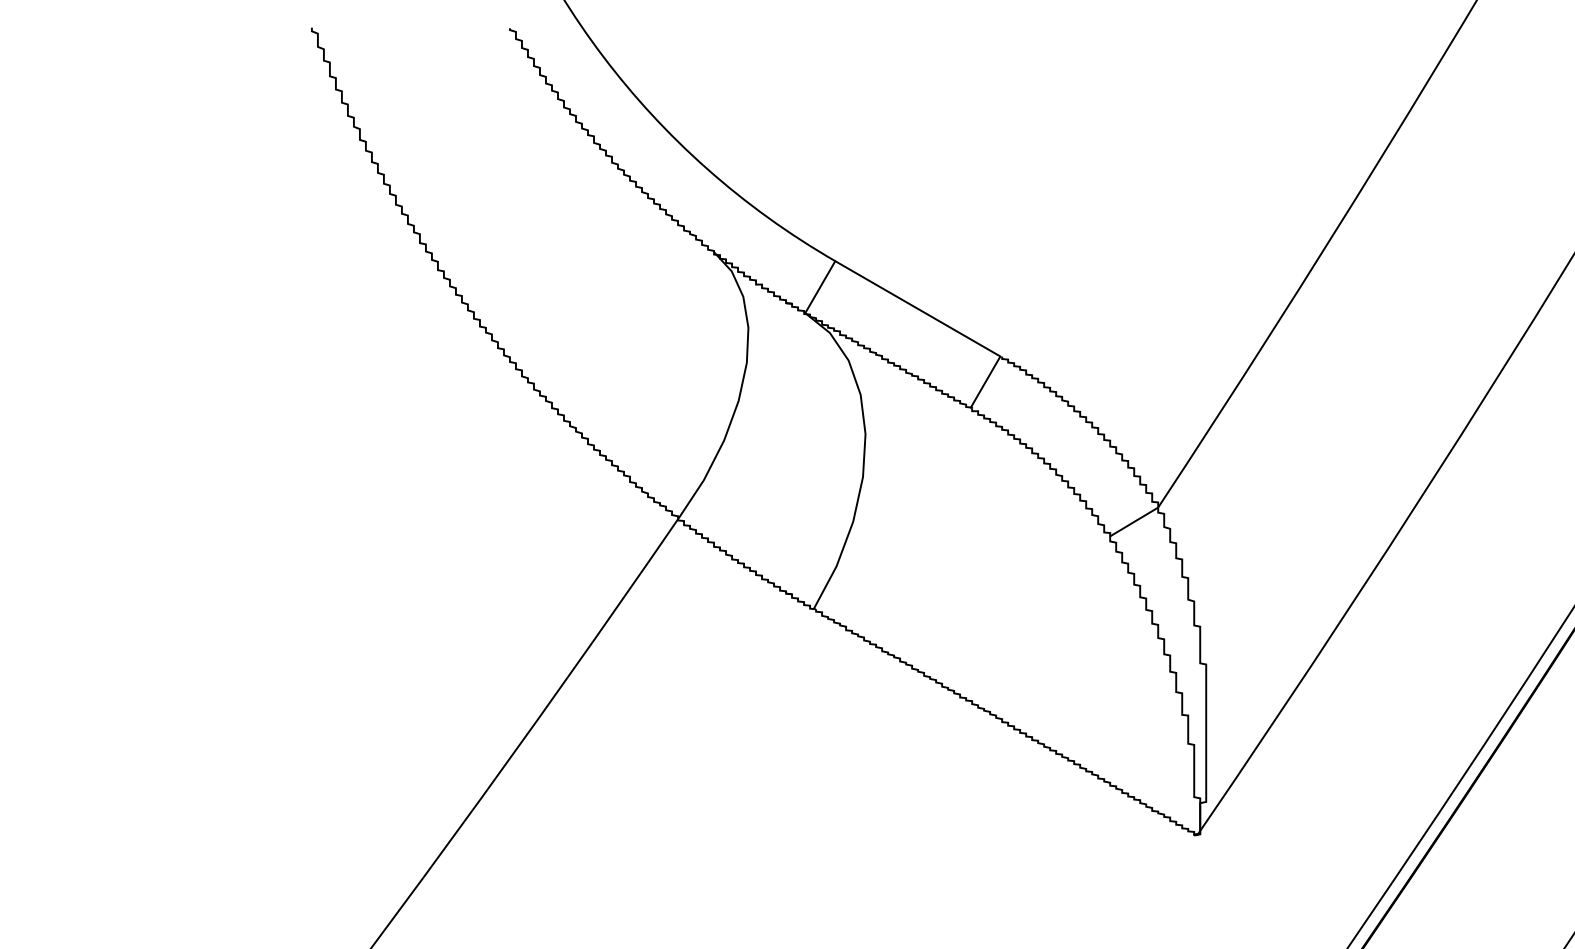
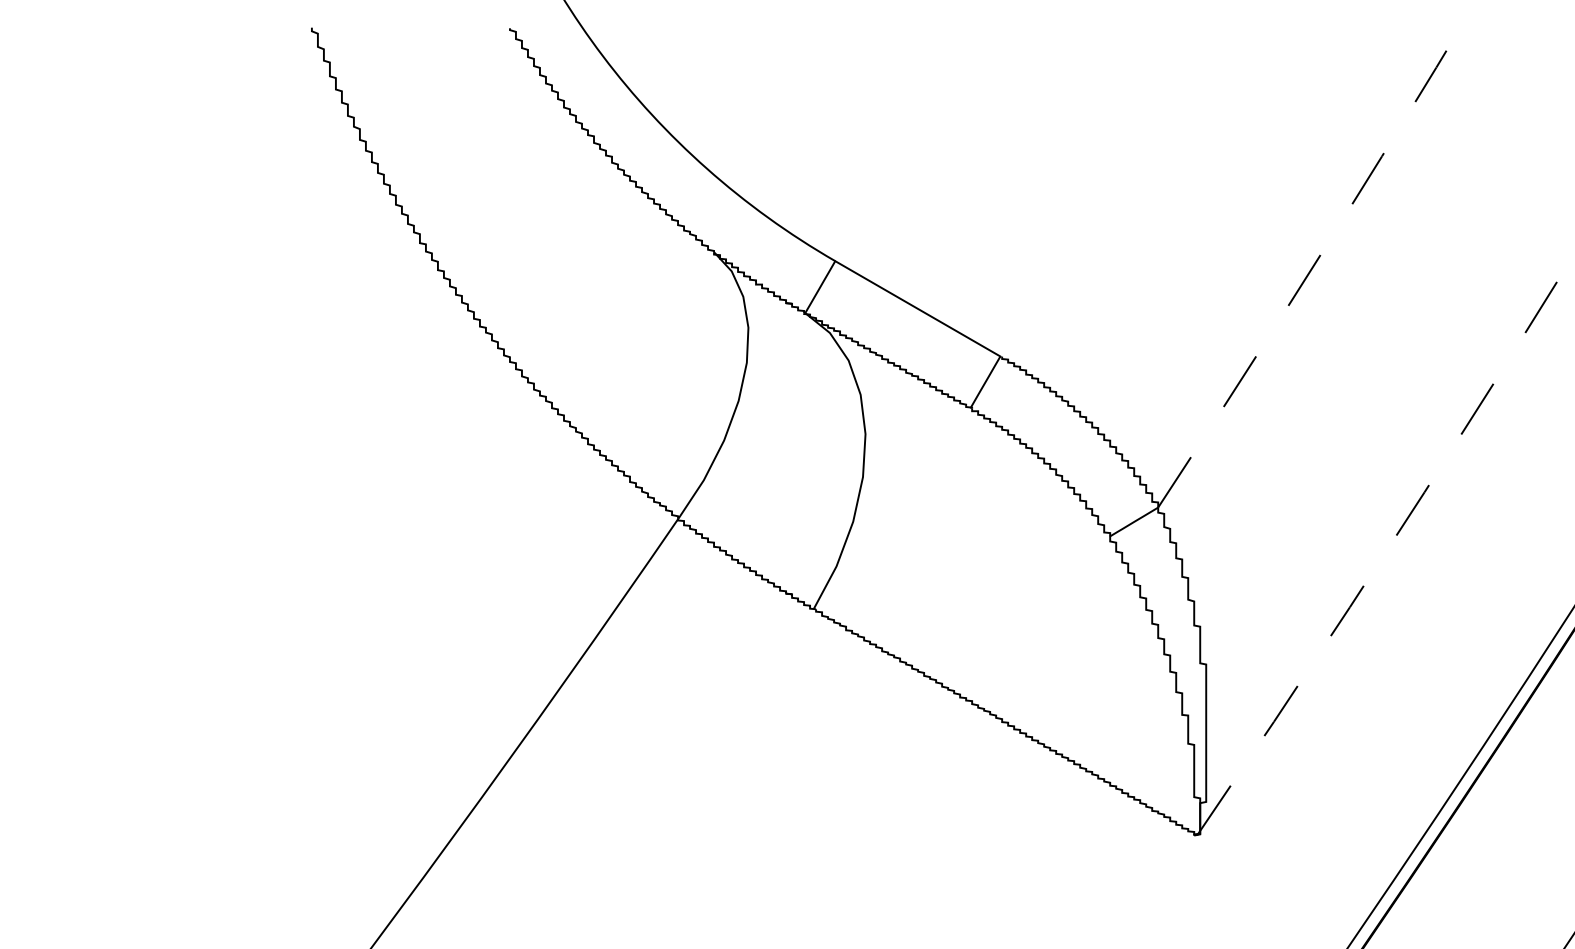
arc: solid -> dashed (1320, 254)
arc: solid -> dashed (1389, 546)
